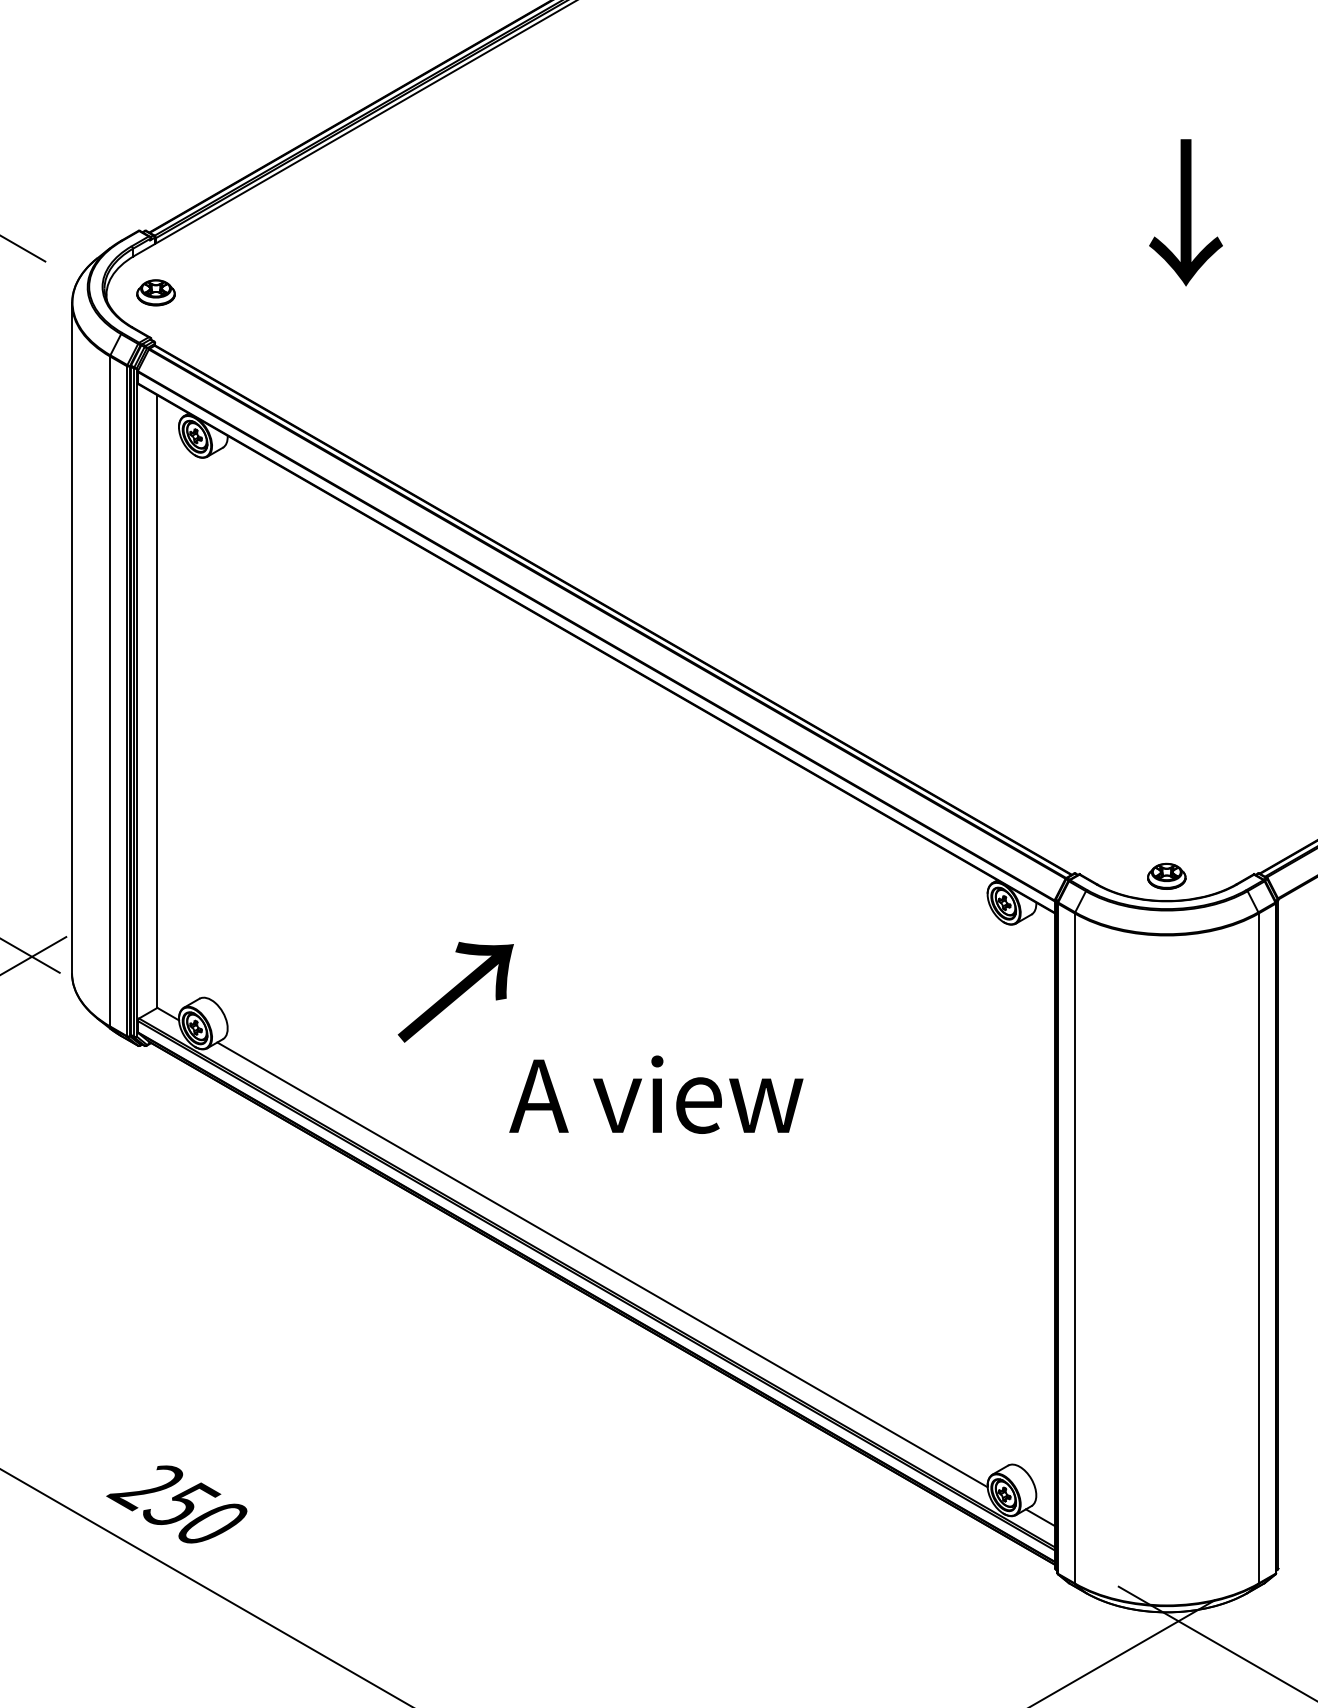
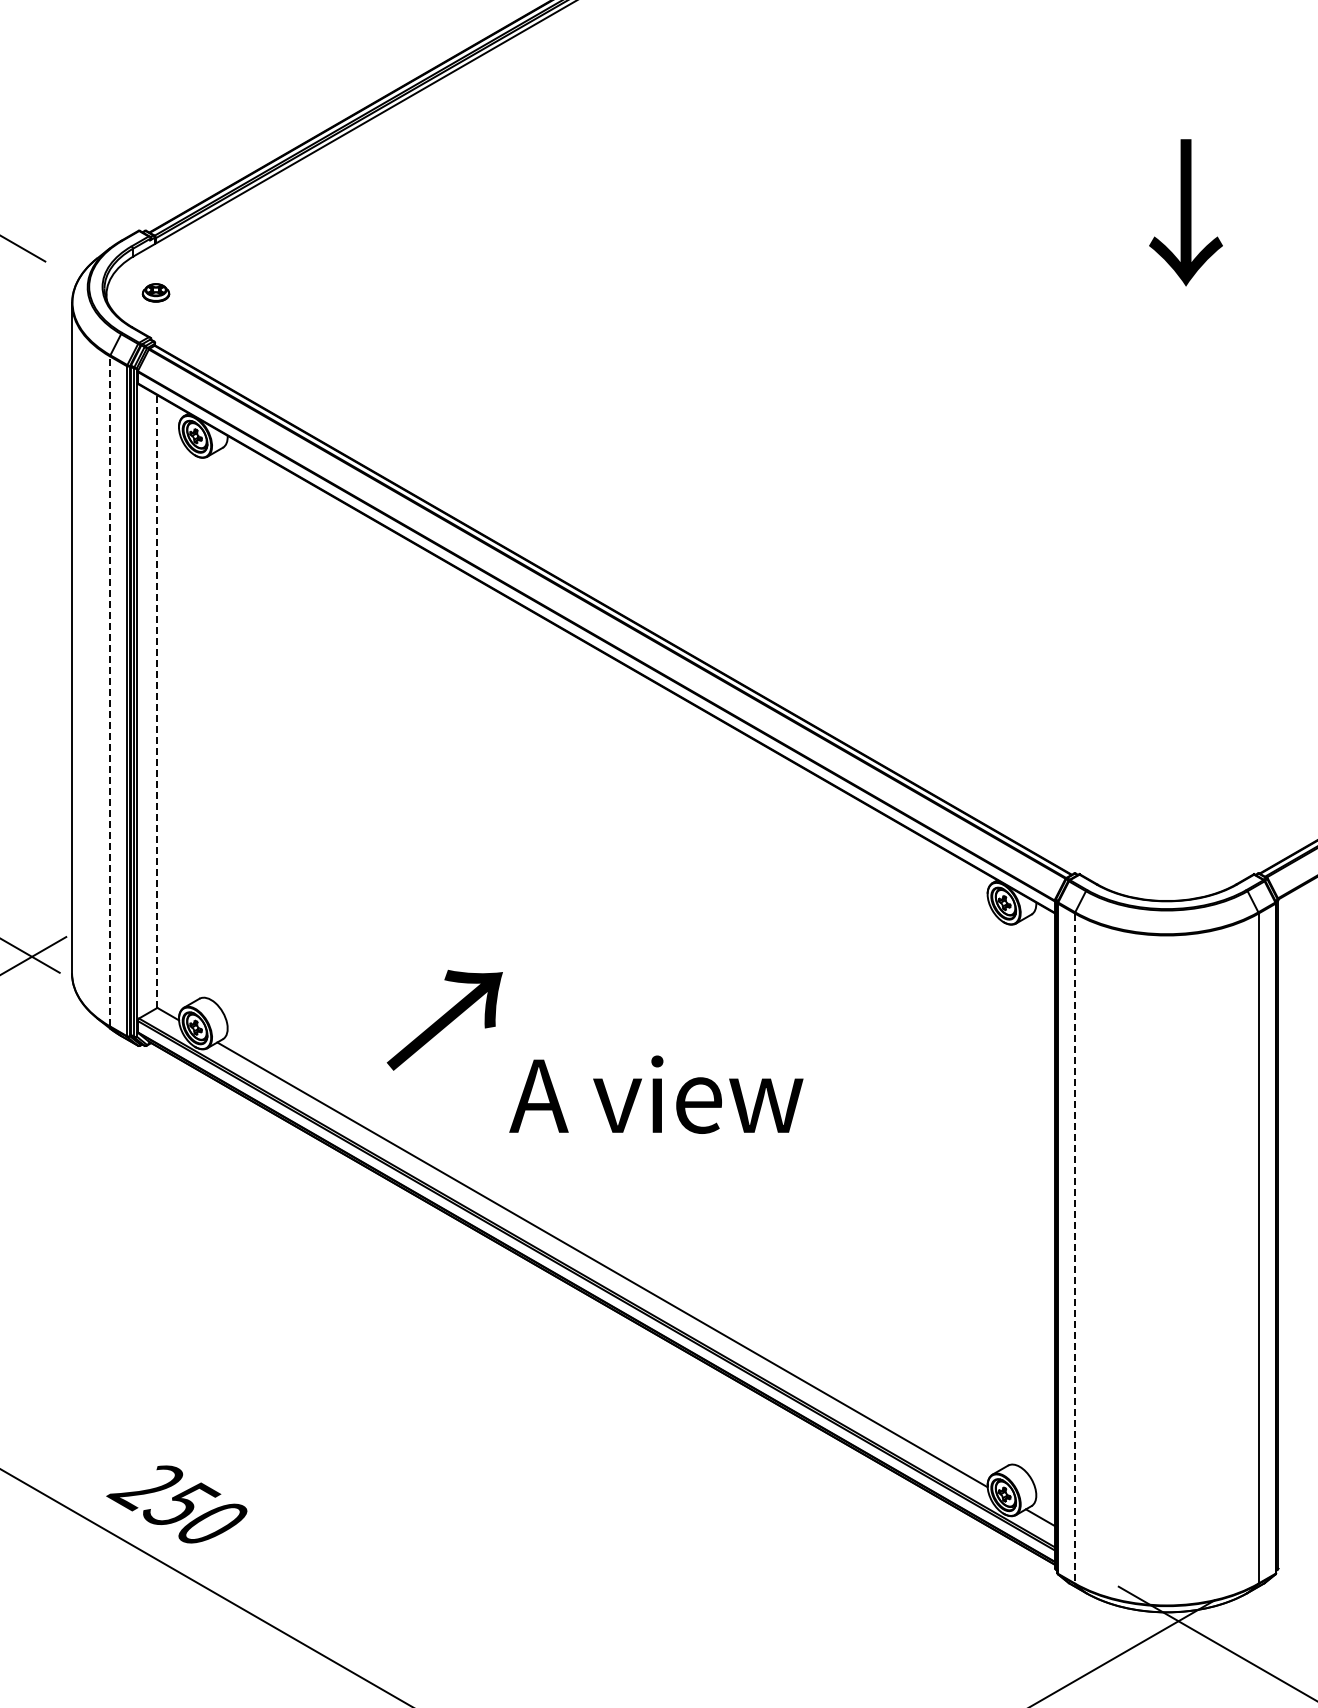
part size: 40x28 px -> 30x20 px (155, 292)
line: solid -> dashed (110, 691)
line: solid -> dashed (157, 700)
part: present -> none (1166, 875)
text position: (455, 991) -> (444, 1019) (444, 1019)
line: solid -> dashed (1074, 1248)
